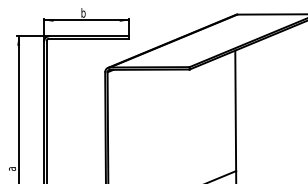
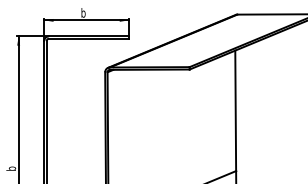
text: a -> b (11, 168)
